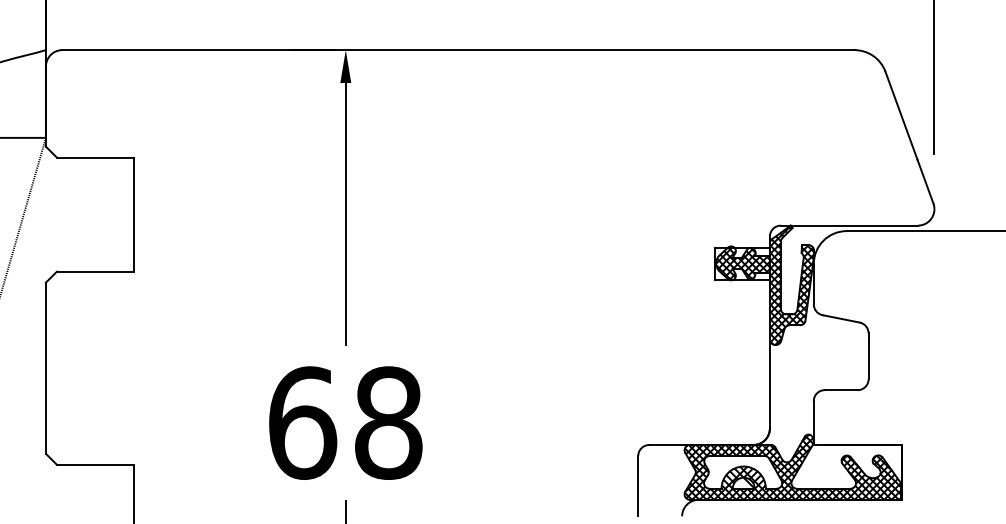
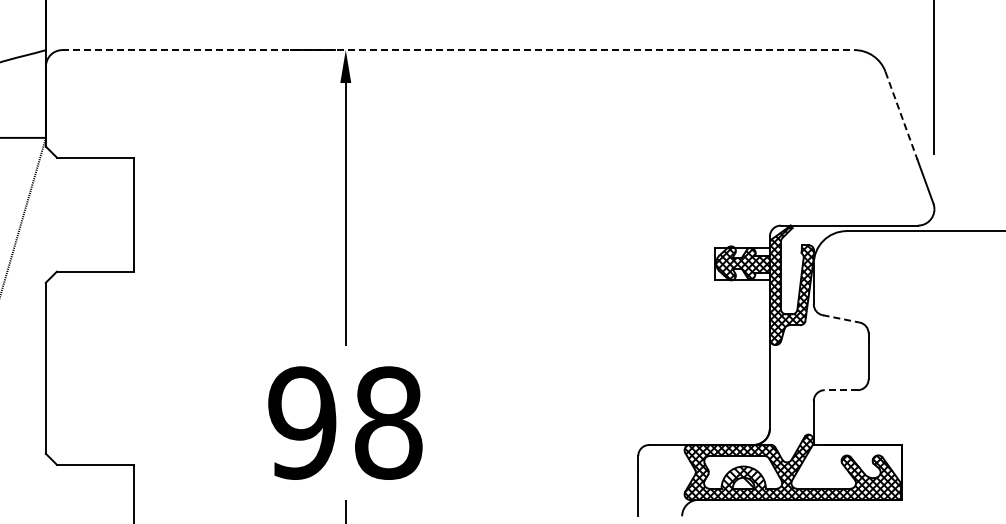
line: solid -> dashed (458, 50)
line: solid -> dashed (901, 115)
line: solid -> dashed (841, 318)
line: solid -> dashed (840, 390)
text: 68 -> 98 (302, 422)
